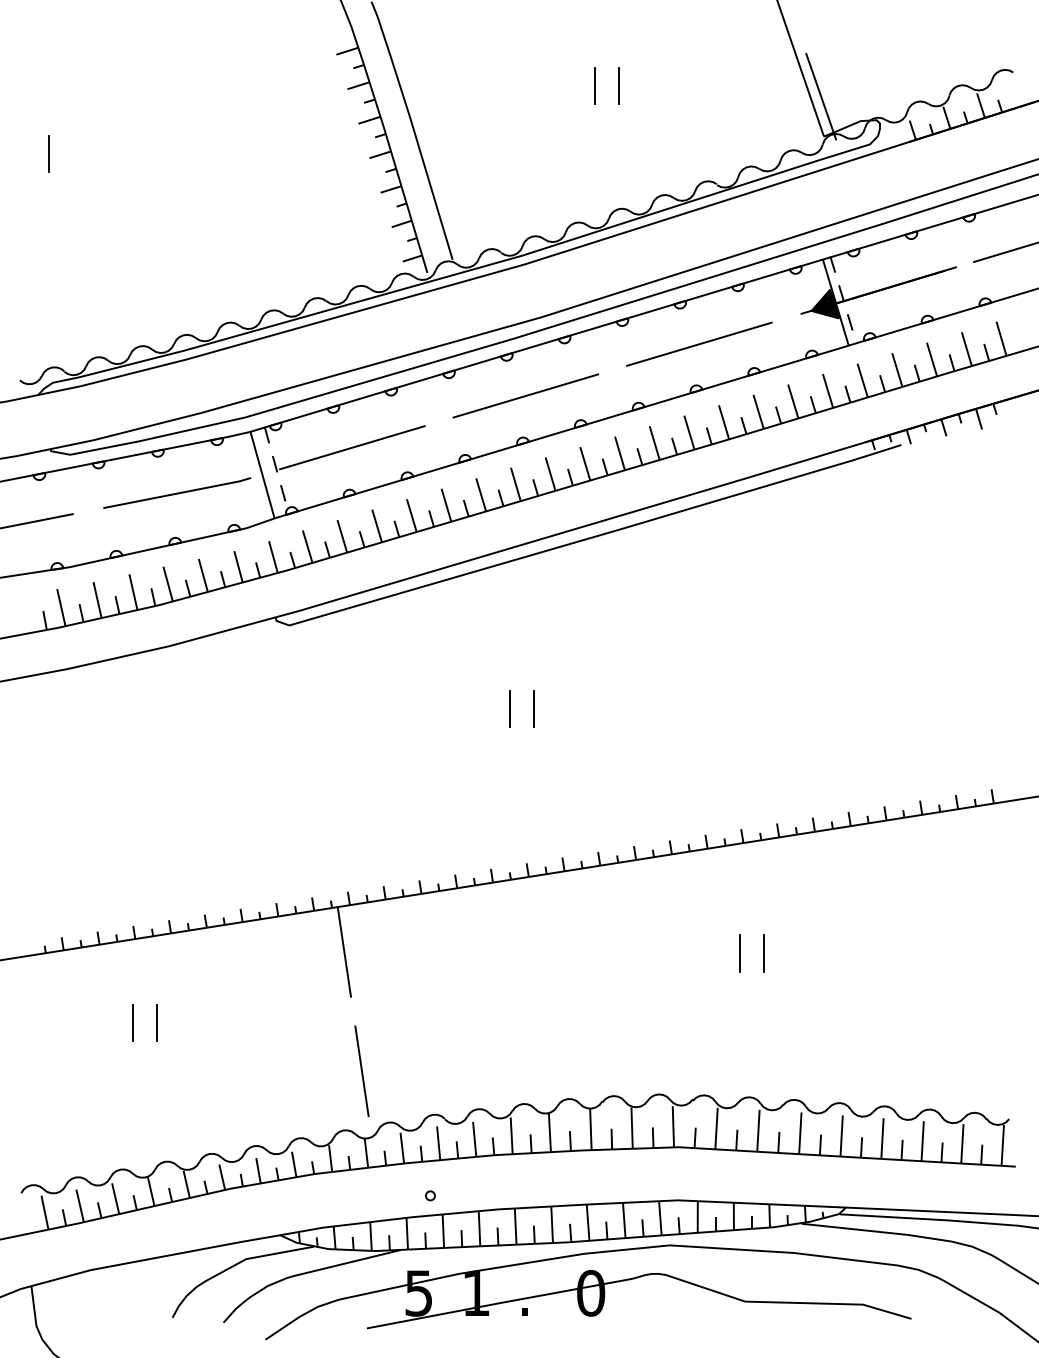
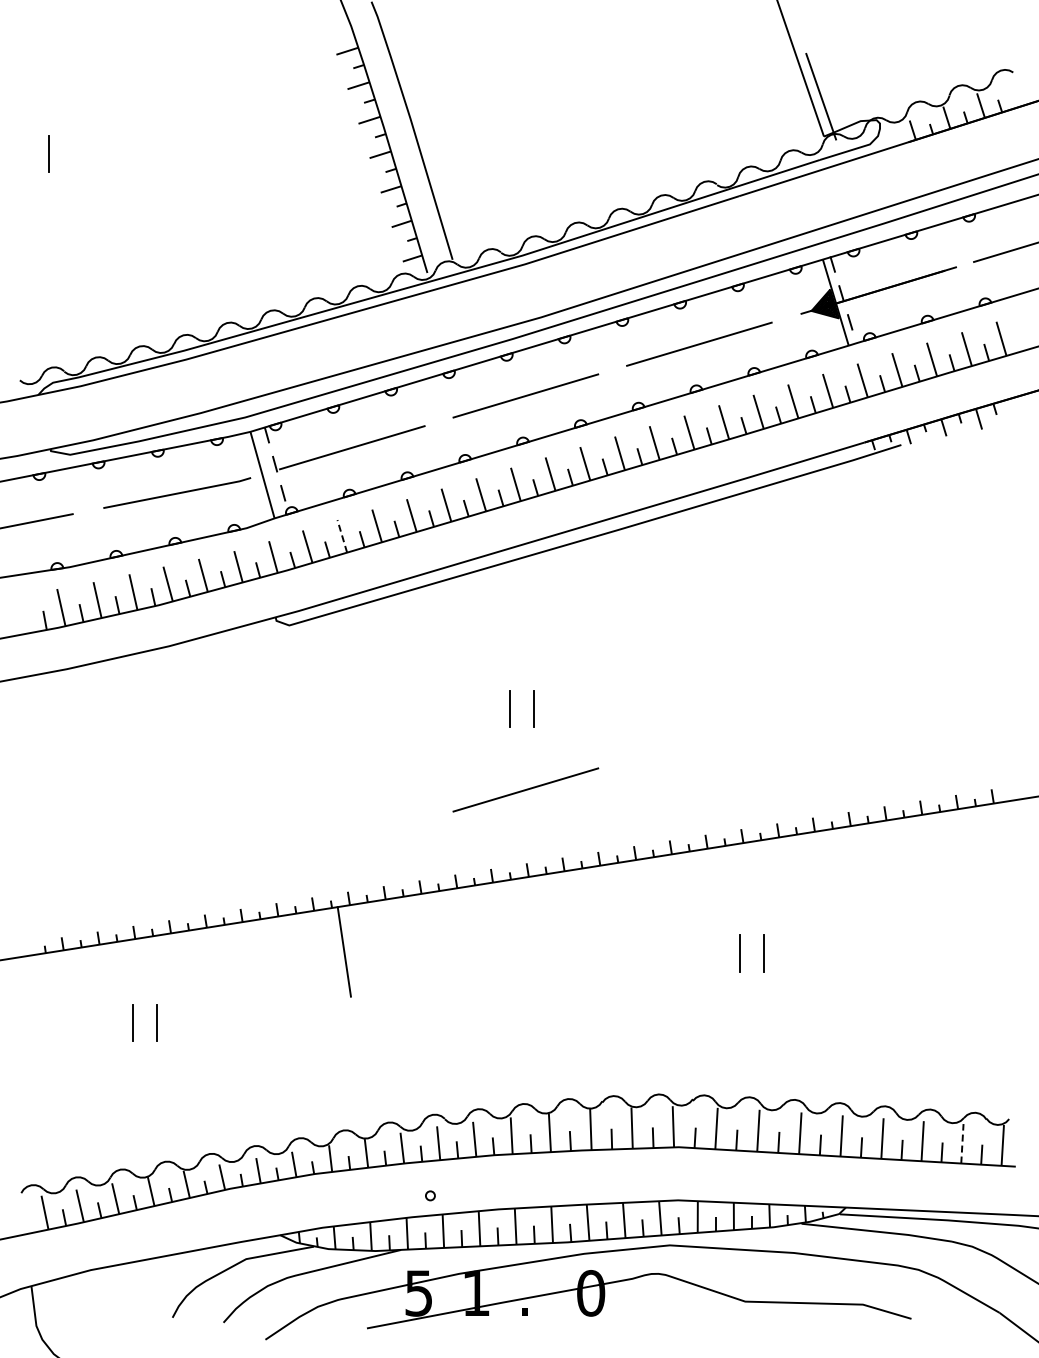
line: present -> none (594, 85)
line: present -> none (618, 85)
line: solid -> dashed (342, 536)
line: none -> present (525, 789)
line: present -> none (361, 1071)
line: solid -> dashed (962, 1143)
